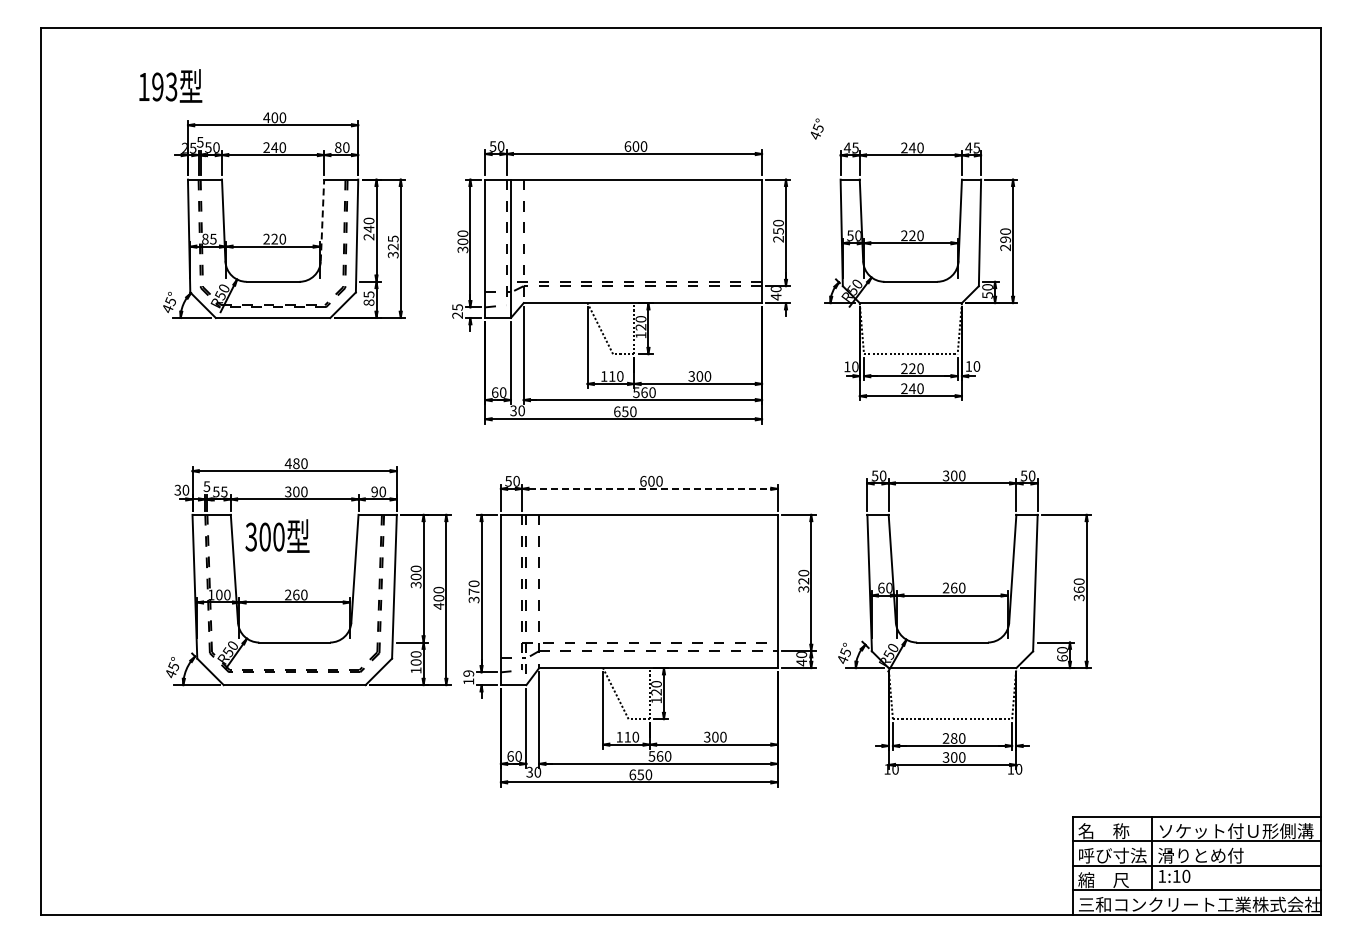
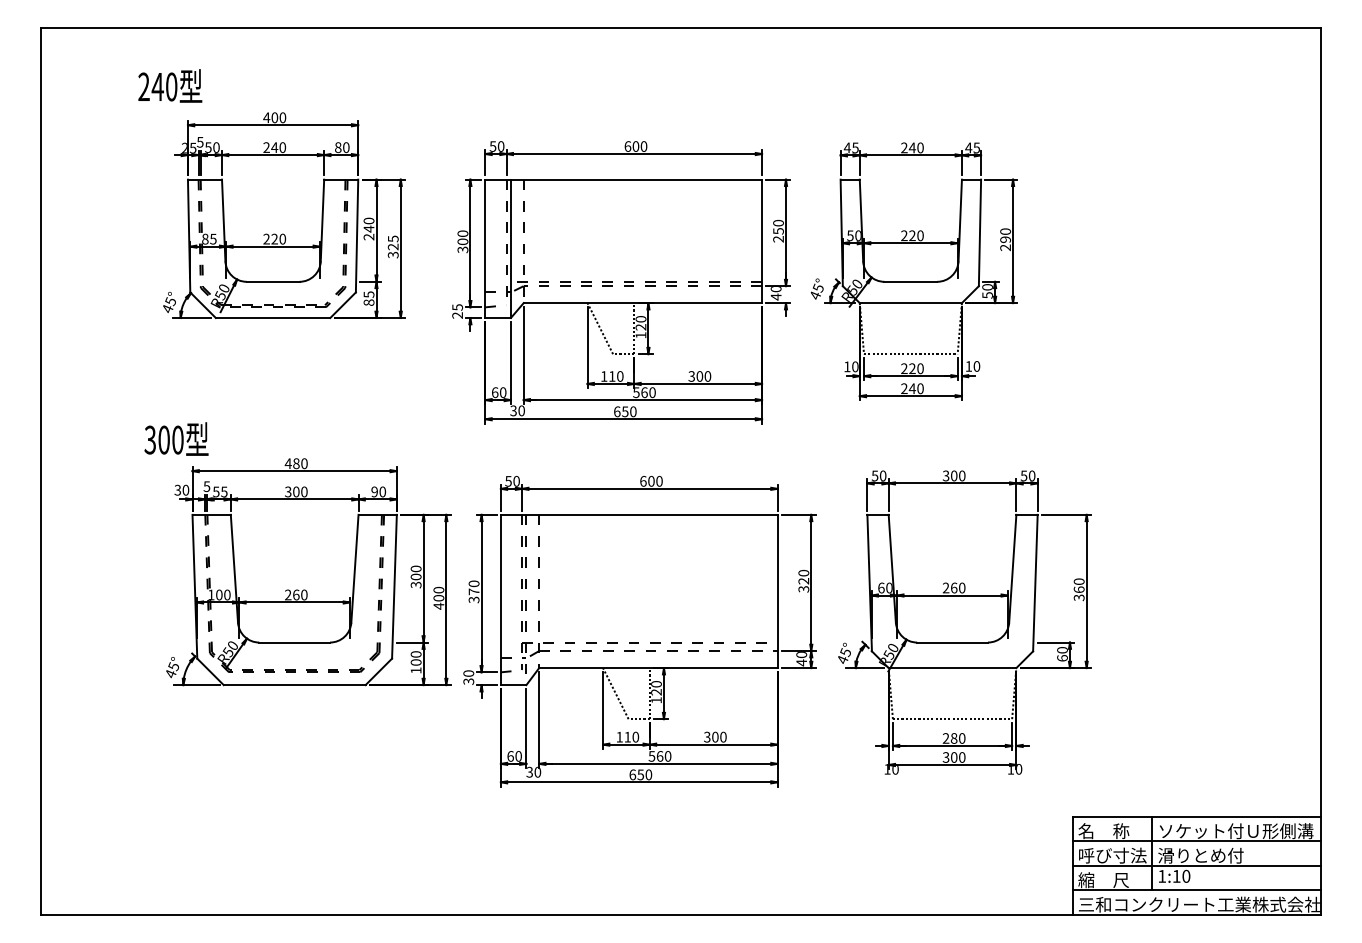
text: 193 -> 240 (157, 86)
text position: (817, 128) -> (817, 288) (817, 288)
line: dashed -> solid (322, 220)
line: dashed -> solid (650, 488)
text position: (277, 535) -> (176, 438) (176, 438)
text: 19 -> 30 (468, 677)
